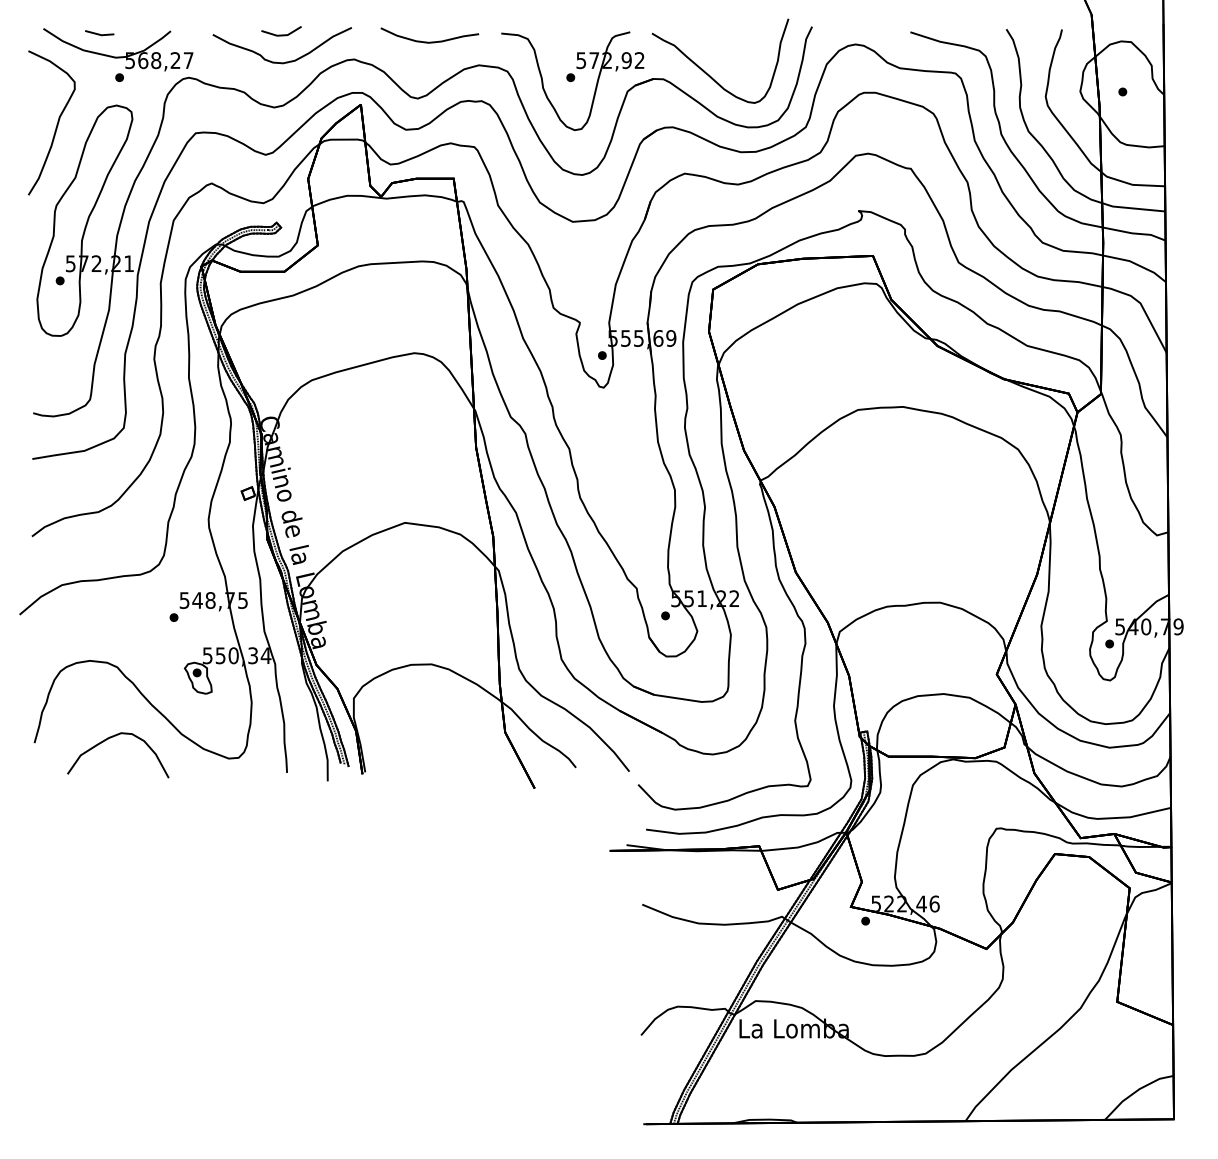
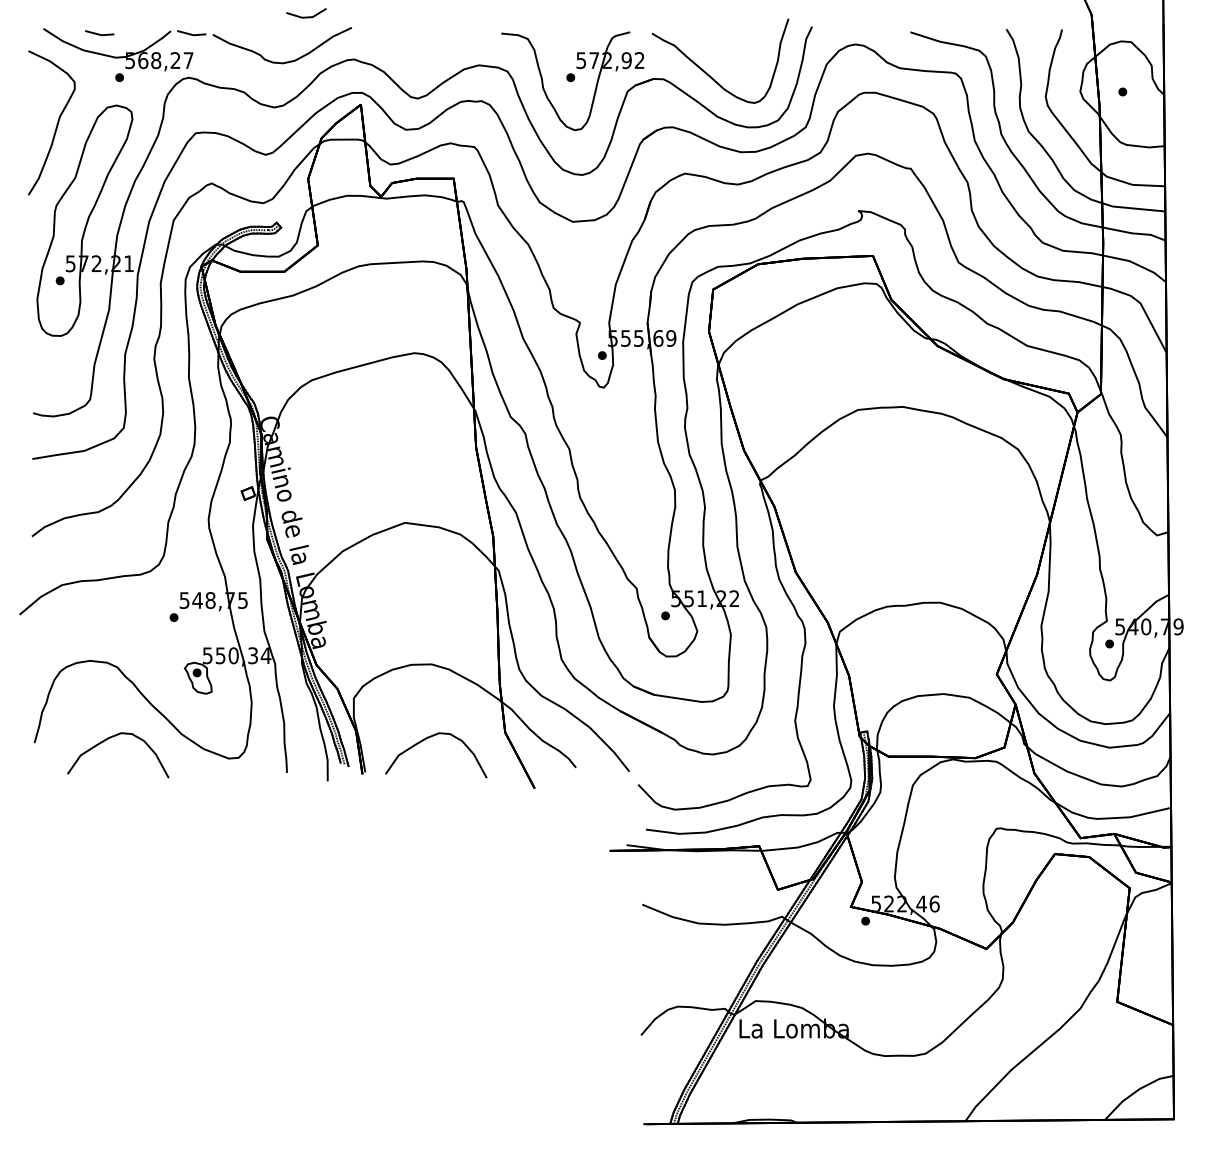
line: none -> present (191, 33)
line position: (281, 34) -> (306, 16) (306, 16)
curve: present -> none (429, 41)
curve: none -> present (431, 737)
